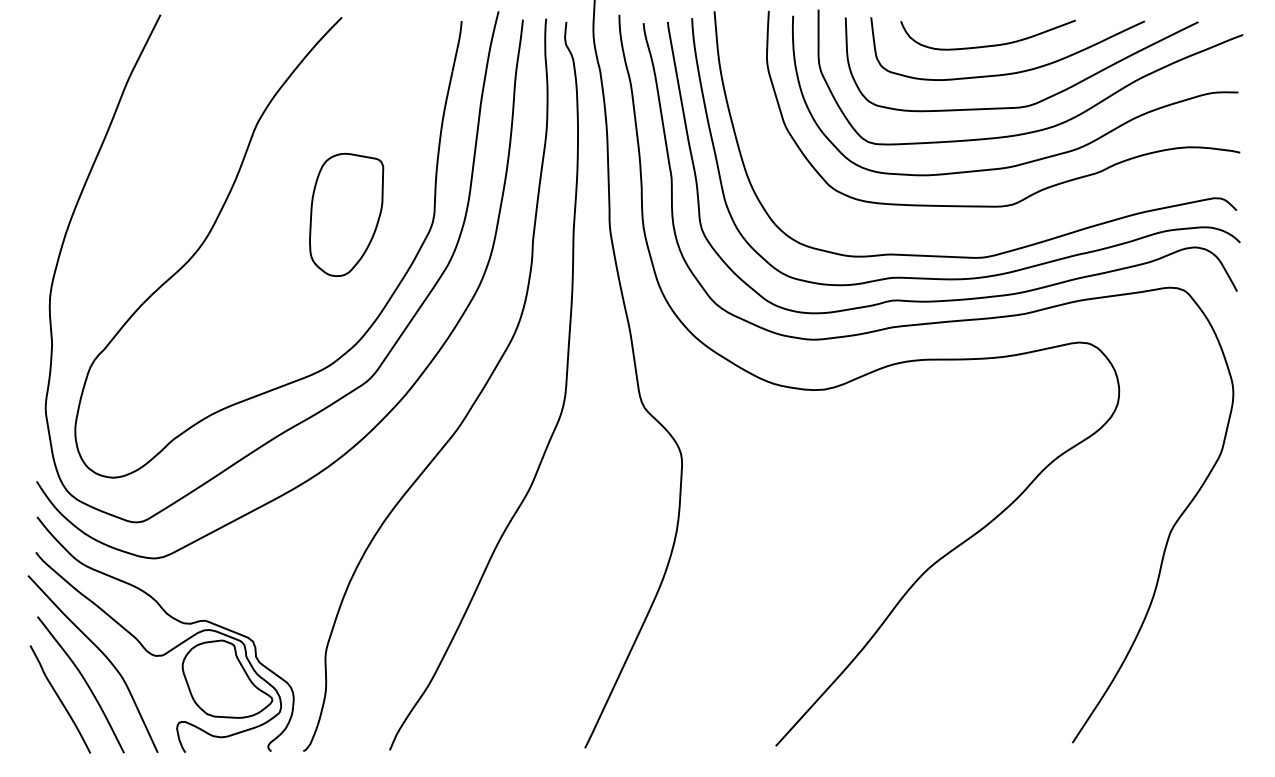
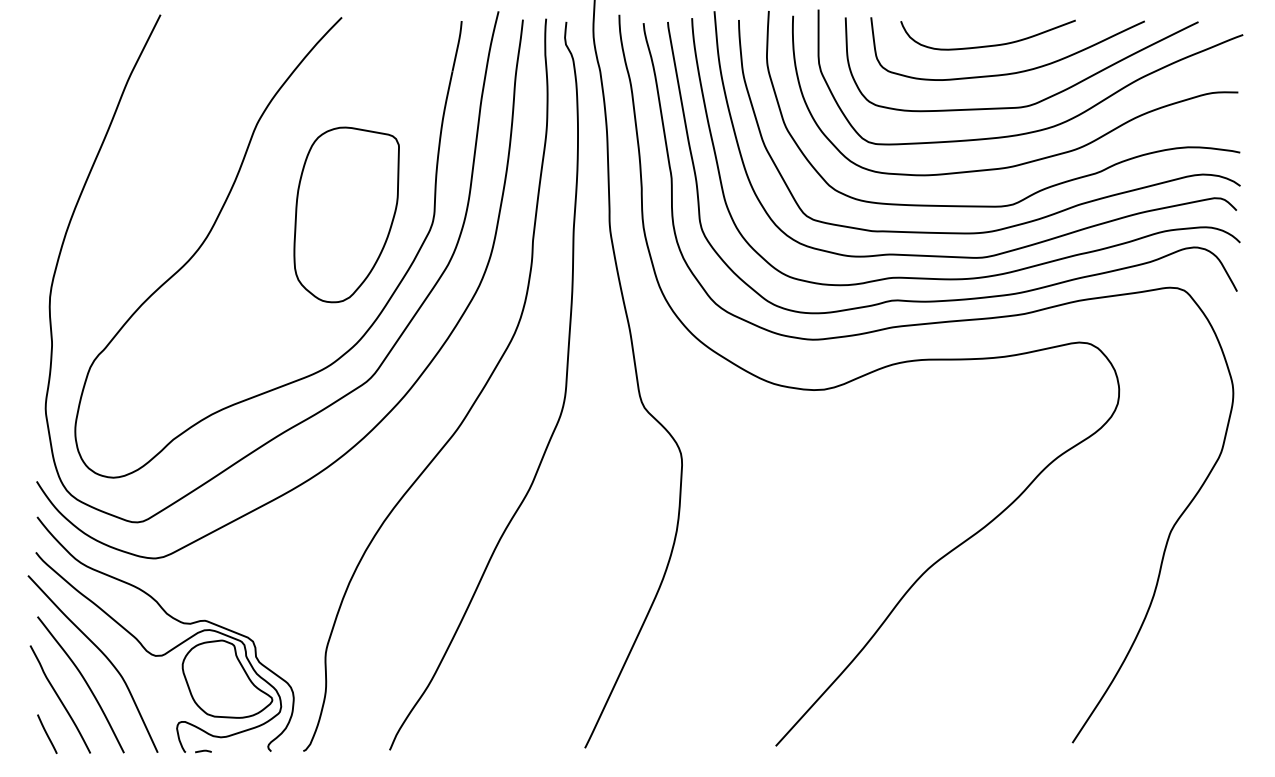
part size: 76x125 px -> 107x178 px (346, 214)
curve: none -> present (1015, 224)
line: none -> present (47, 733)
curve: none -> present (203, 751)
